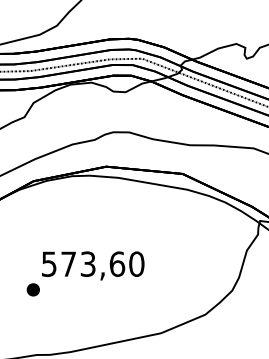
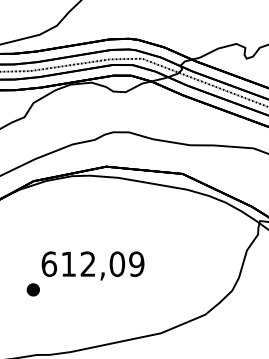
text: 573,60 -> 612,09 (92, 263)
